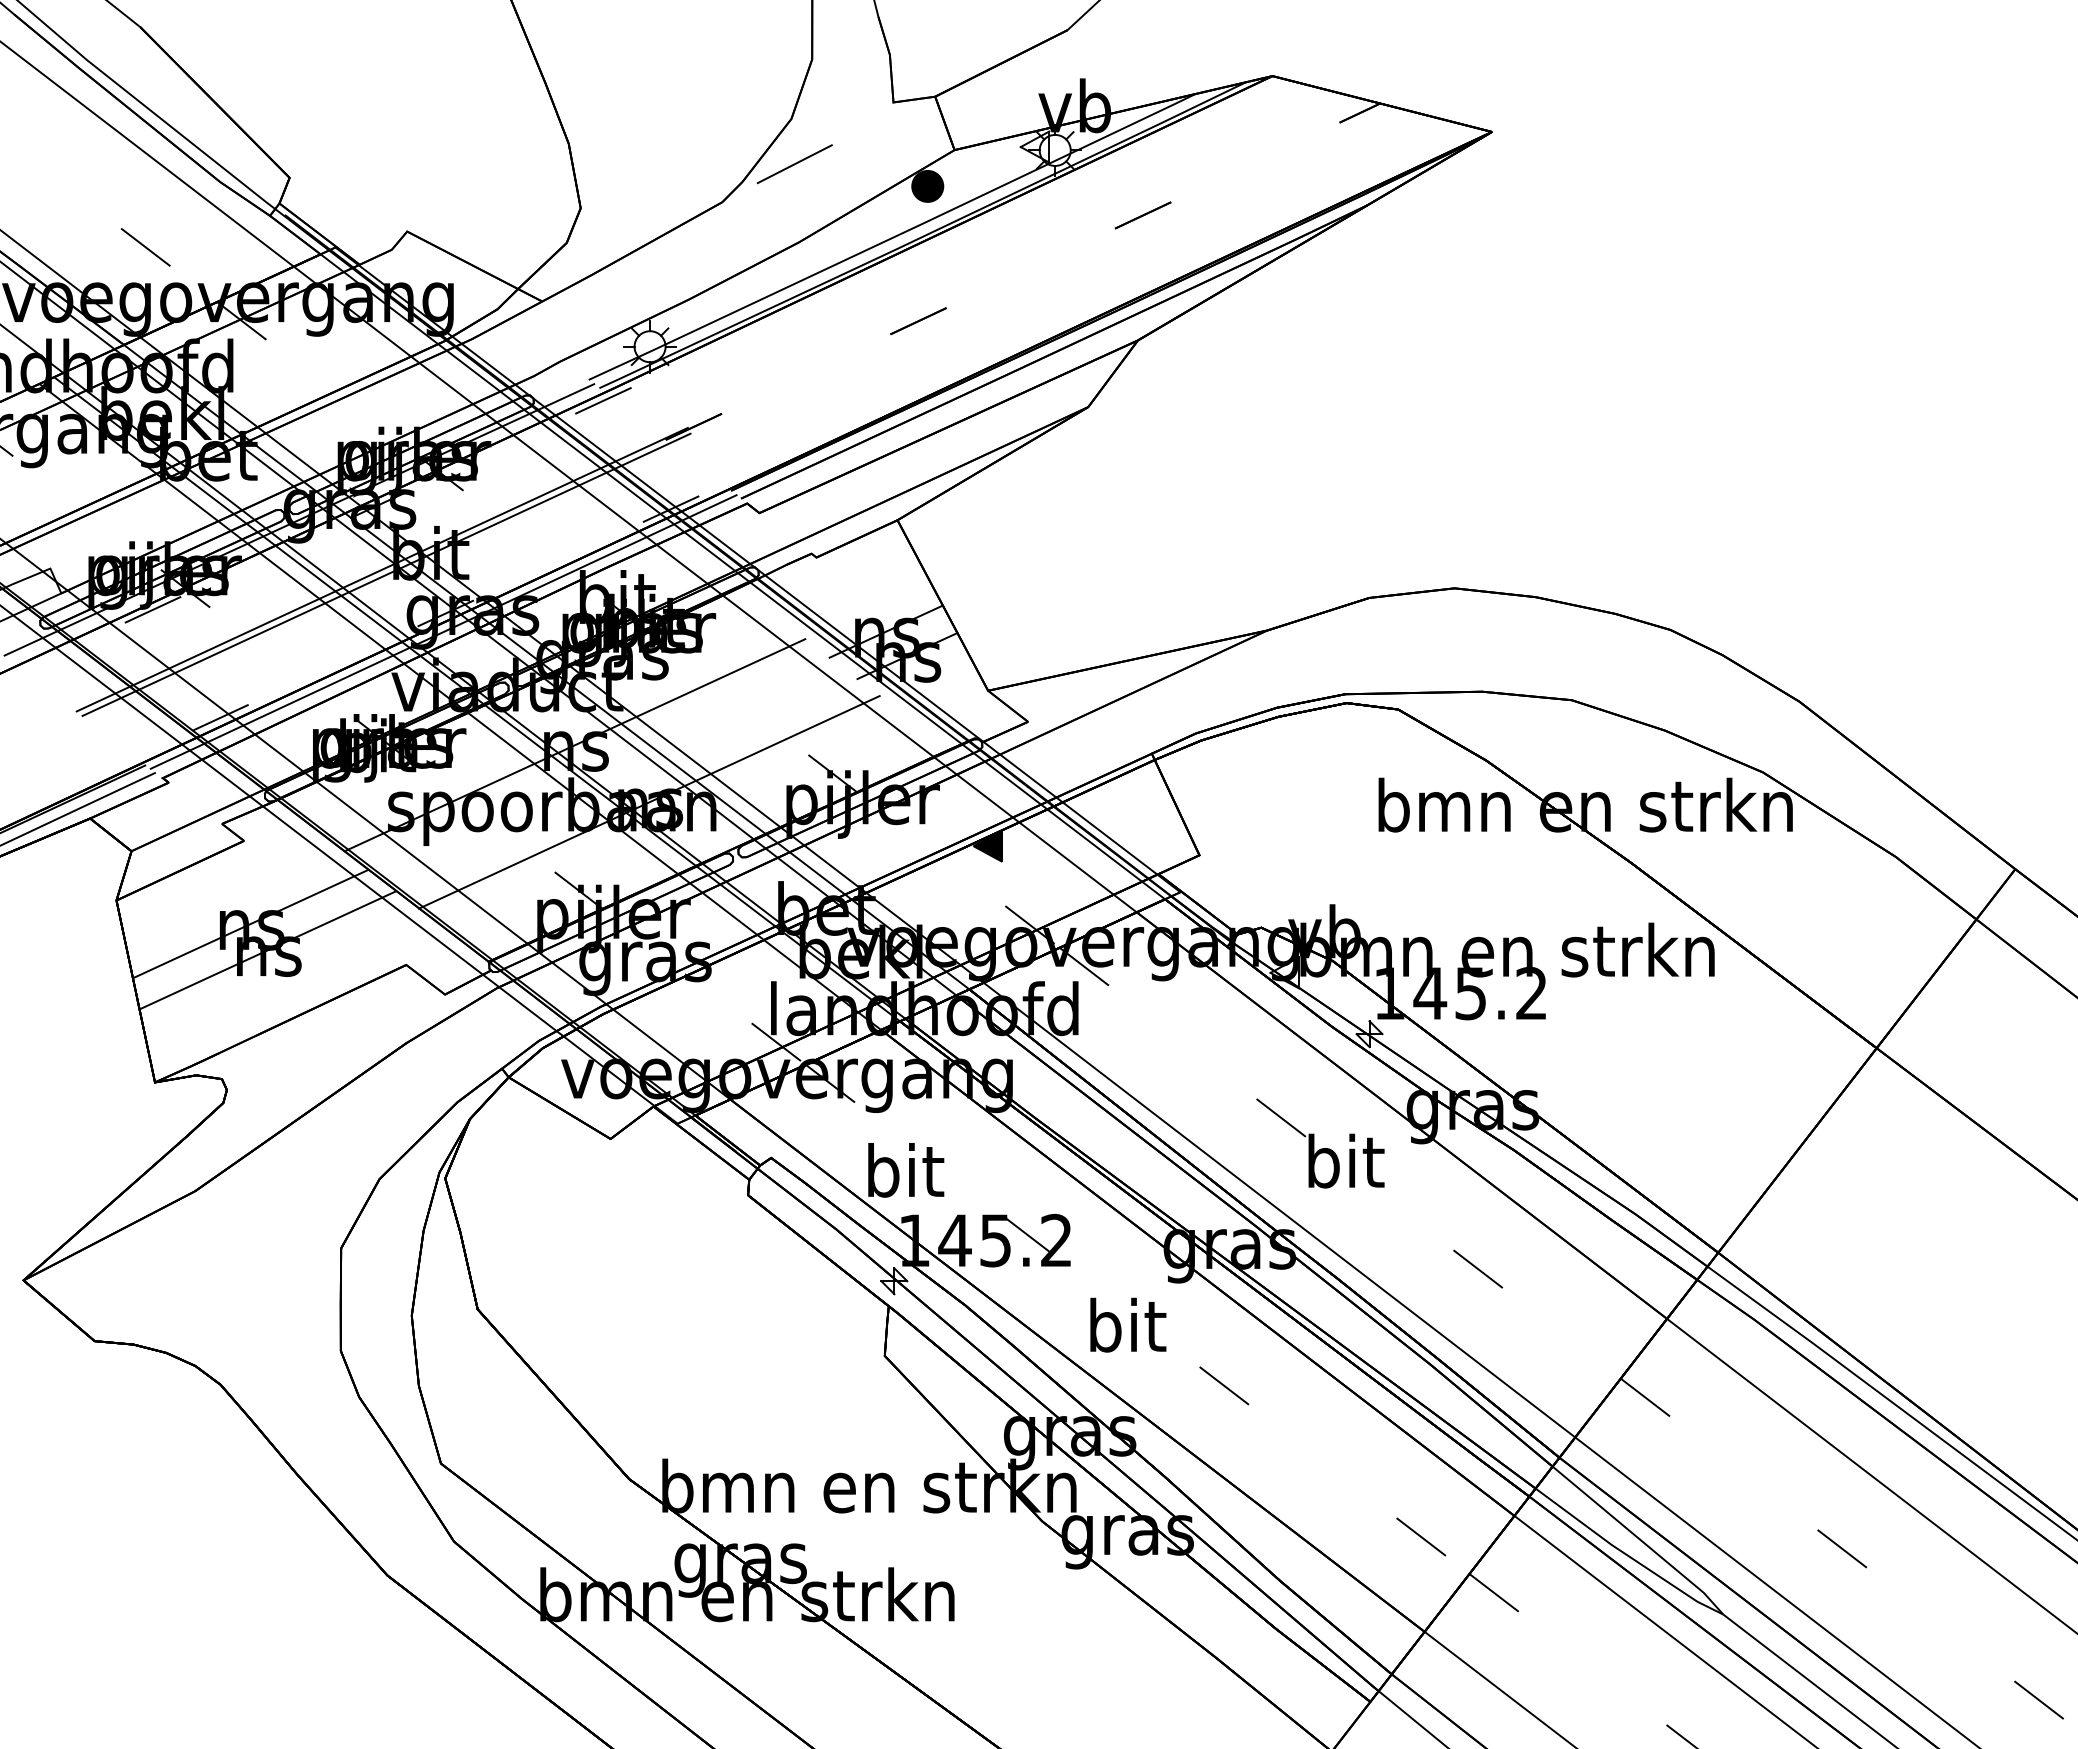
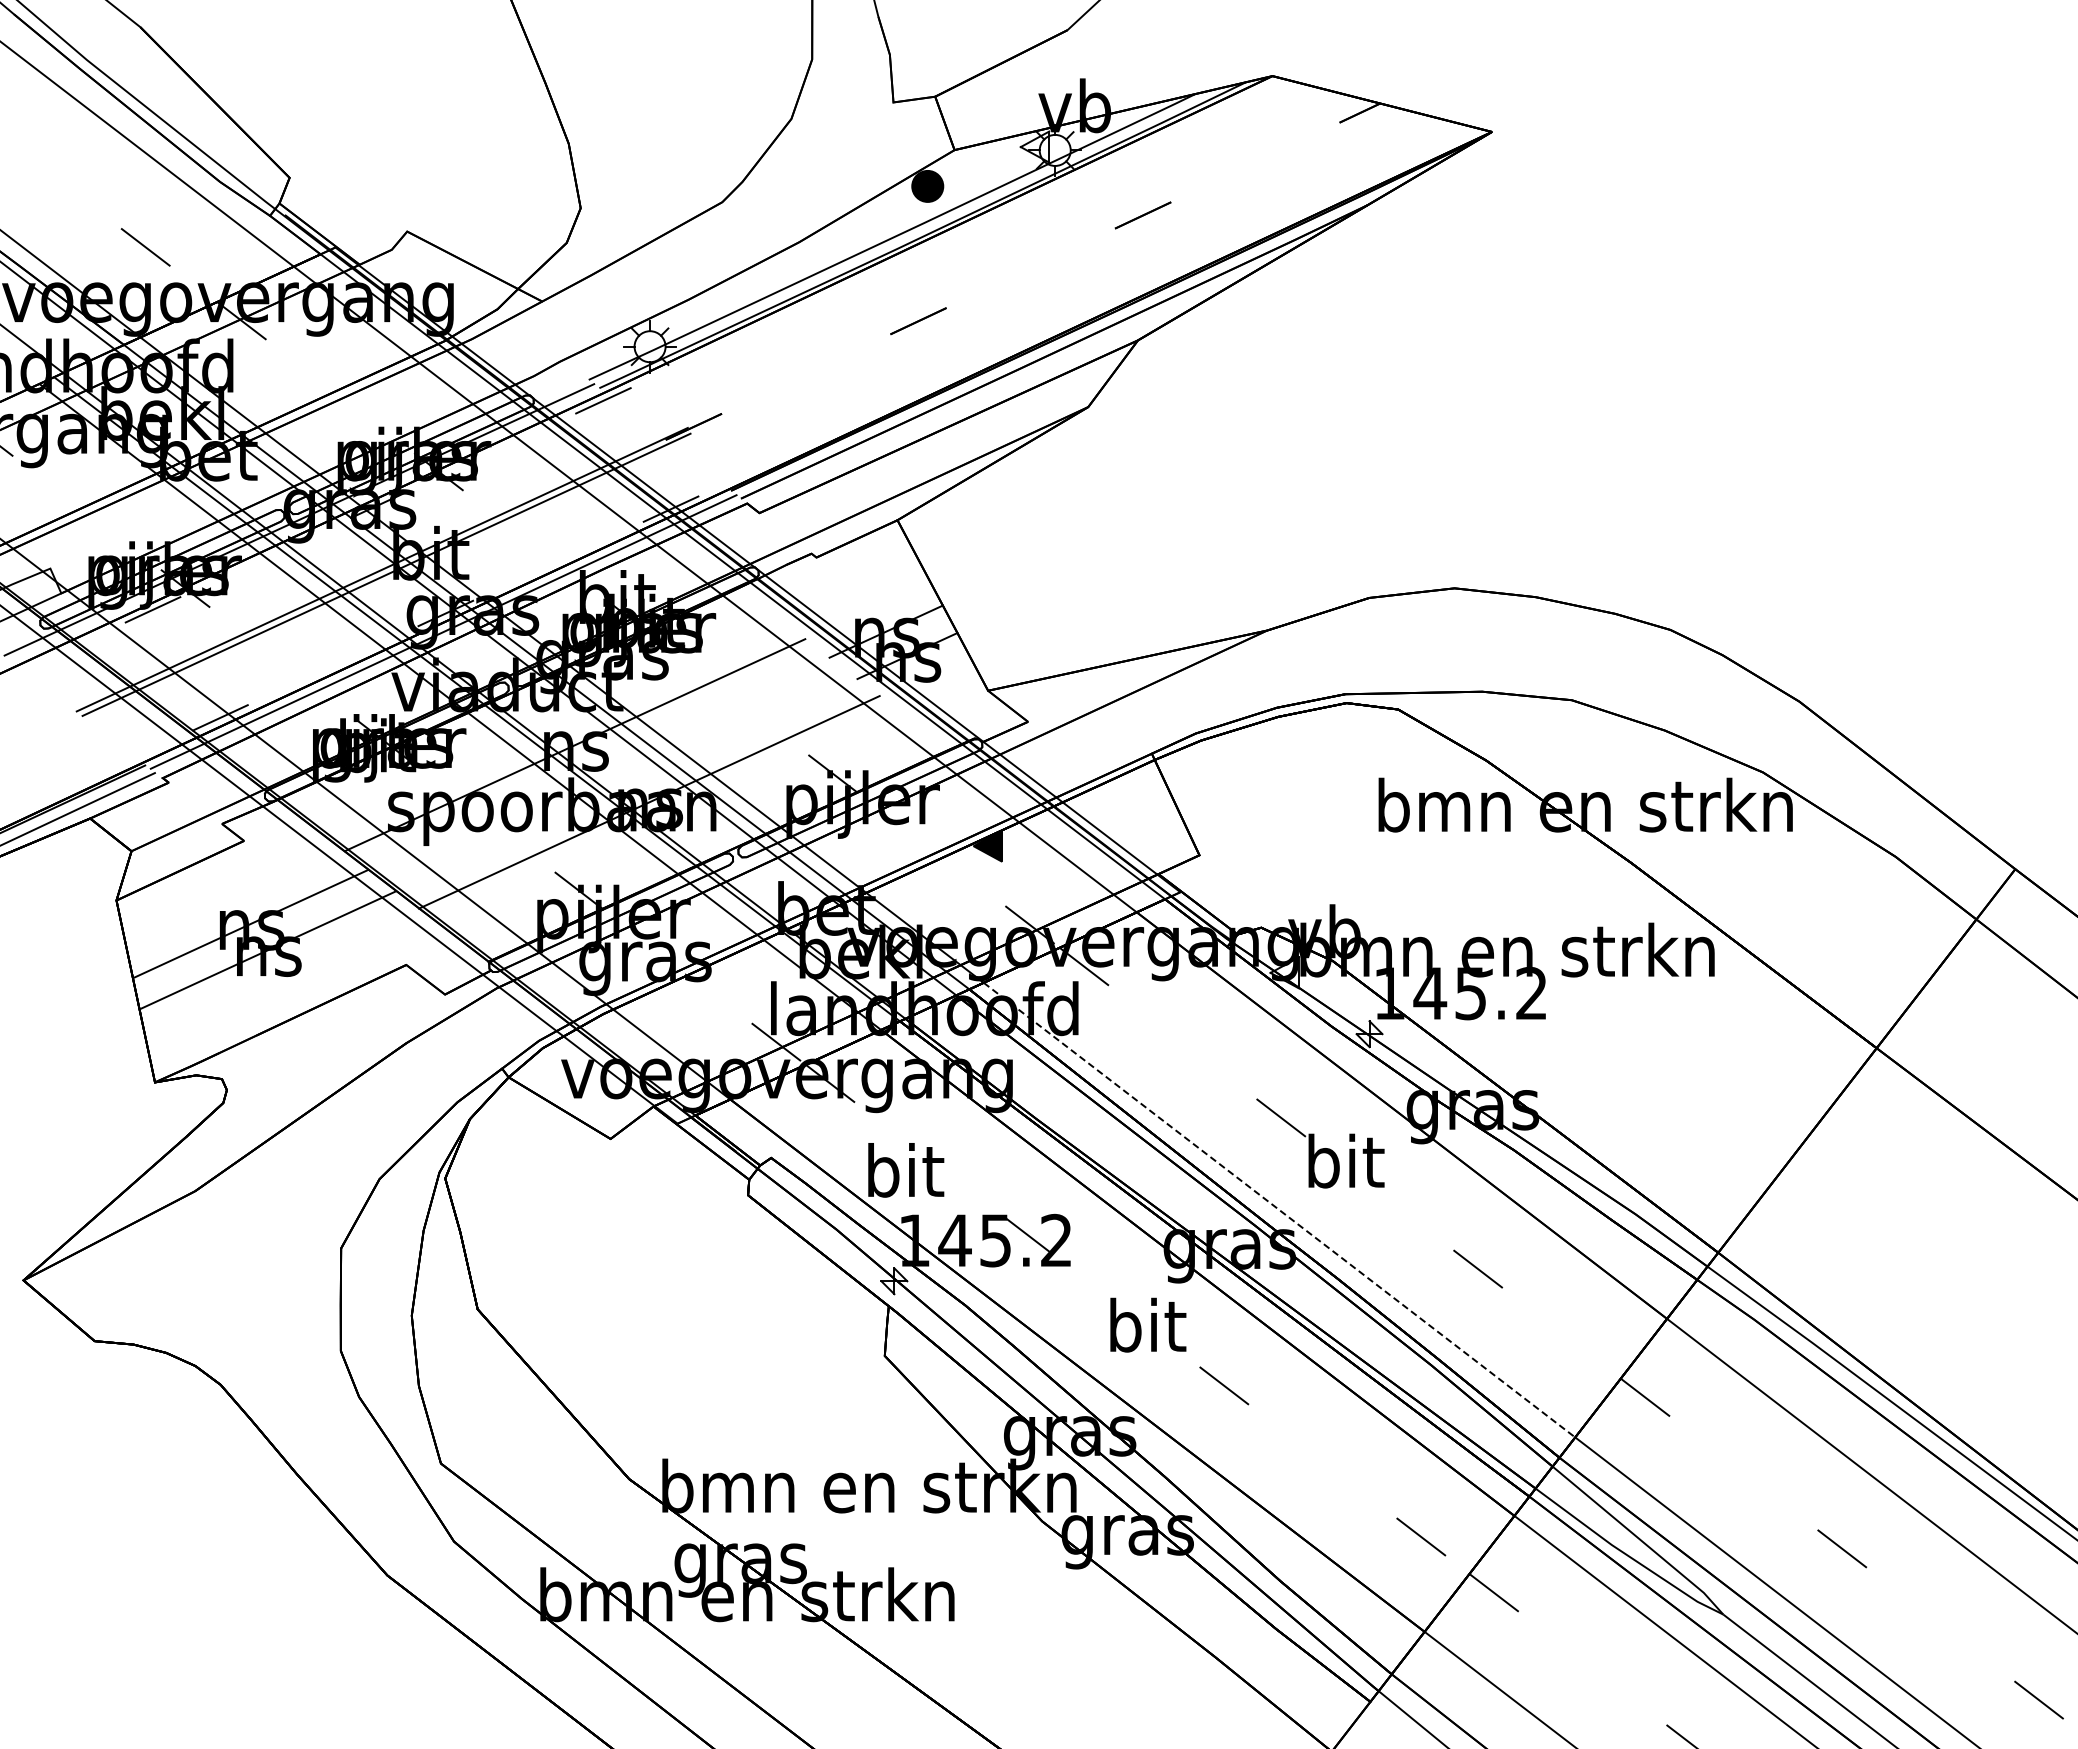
line: present -> none (794, 164)
line: solid -> dashed (1279, 1210)
text position: (1128, 1324) -> (1148, 1324) (1148, 1324)
